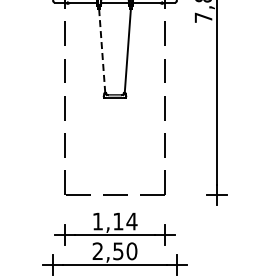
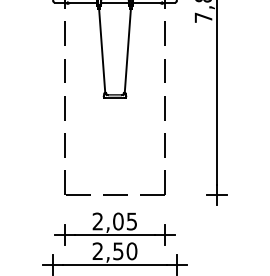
line: dashed -> solid (102, 50)
text: 1,14 -> 2,05 (114, 221)
